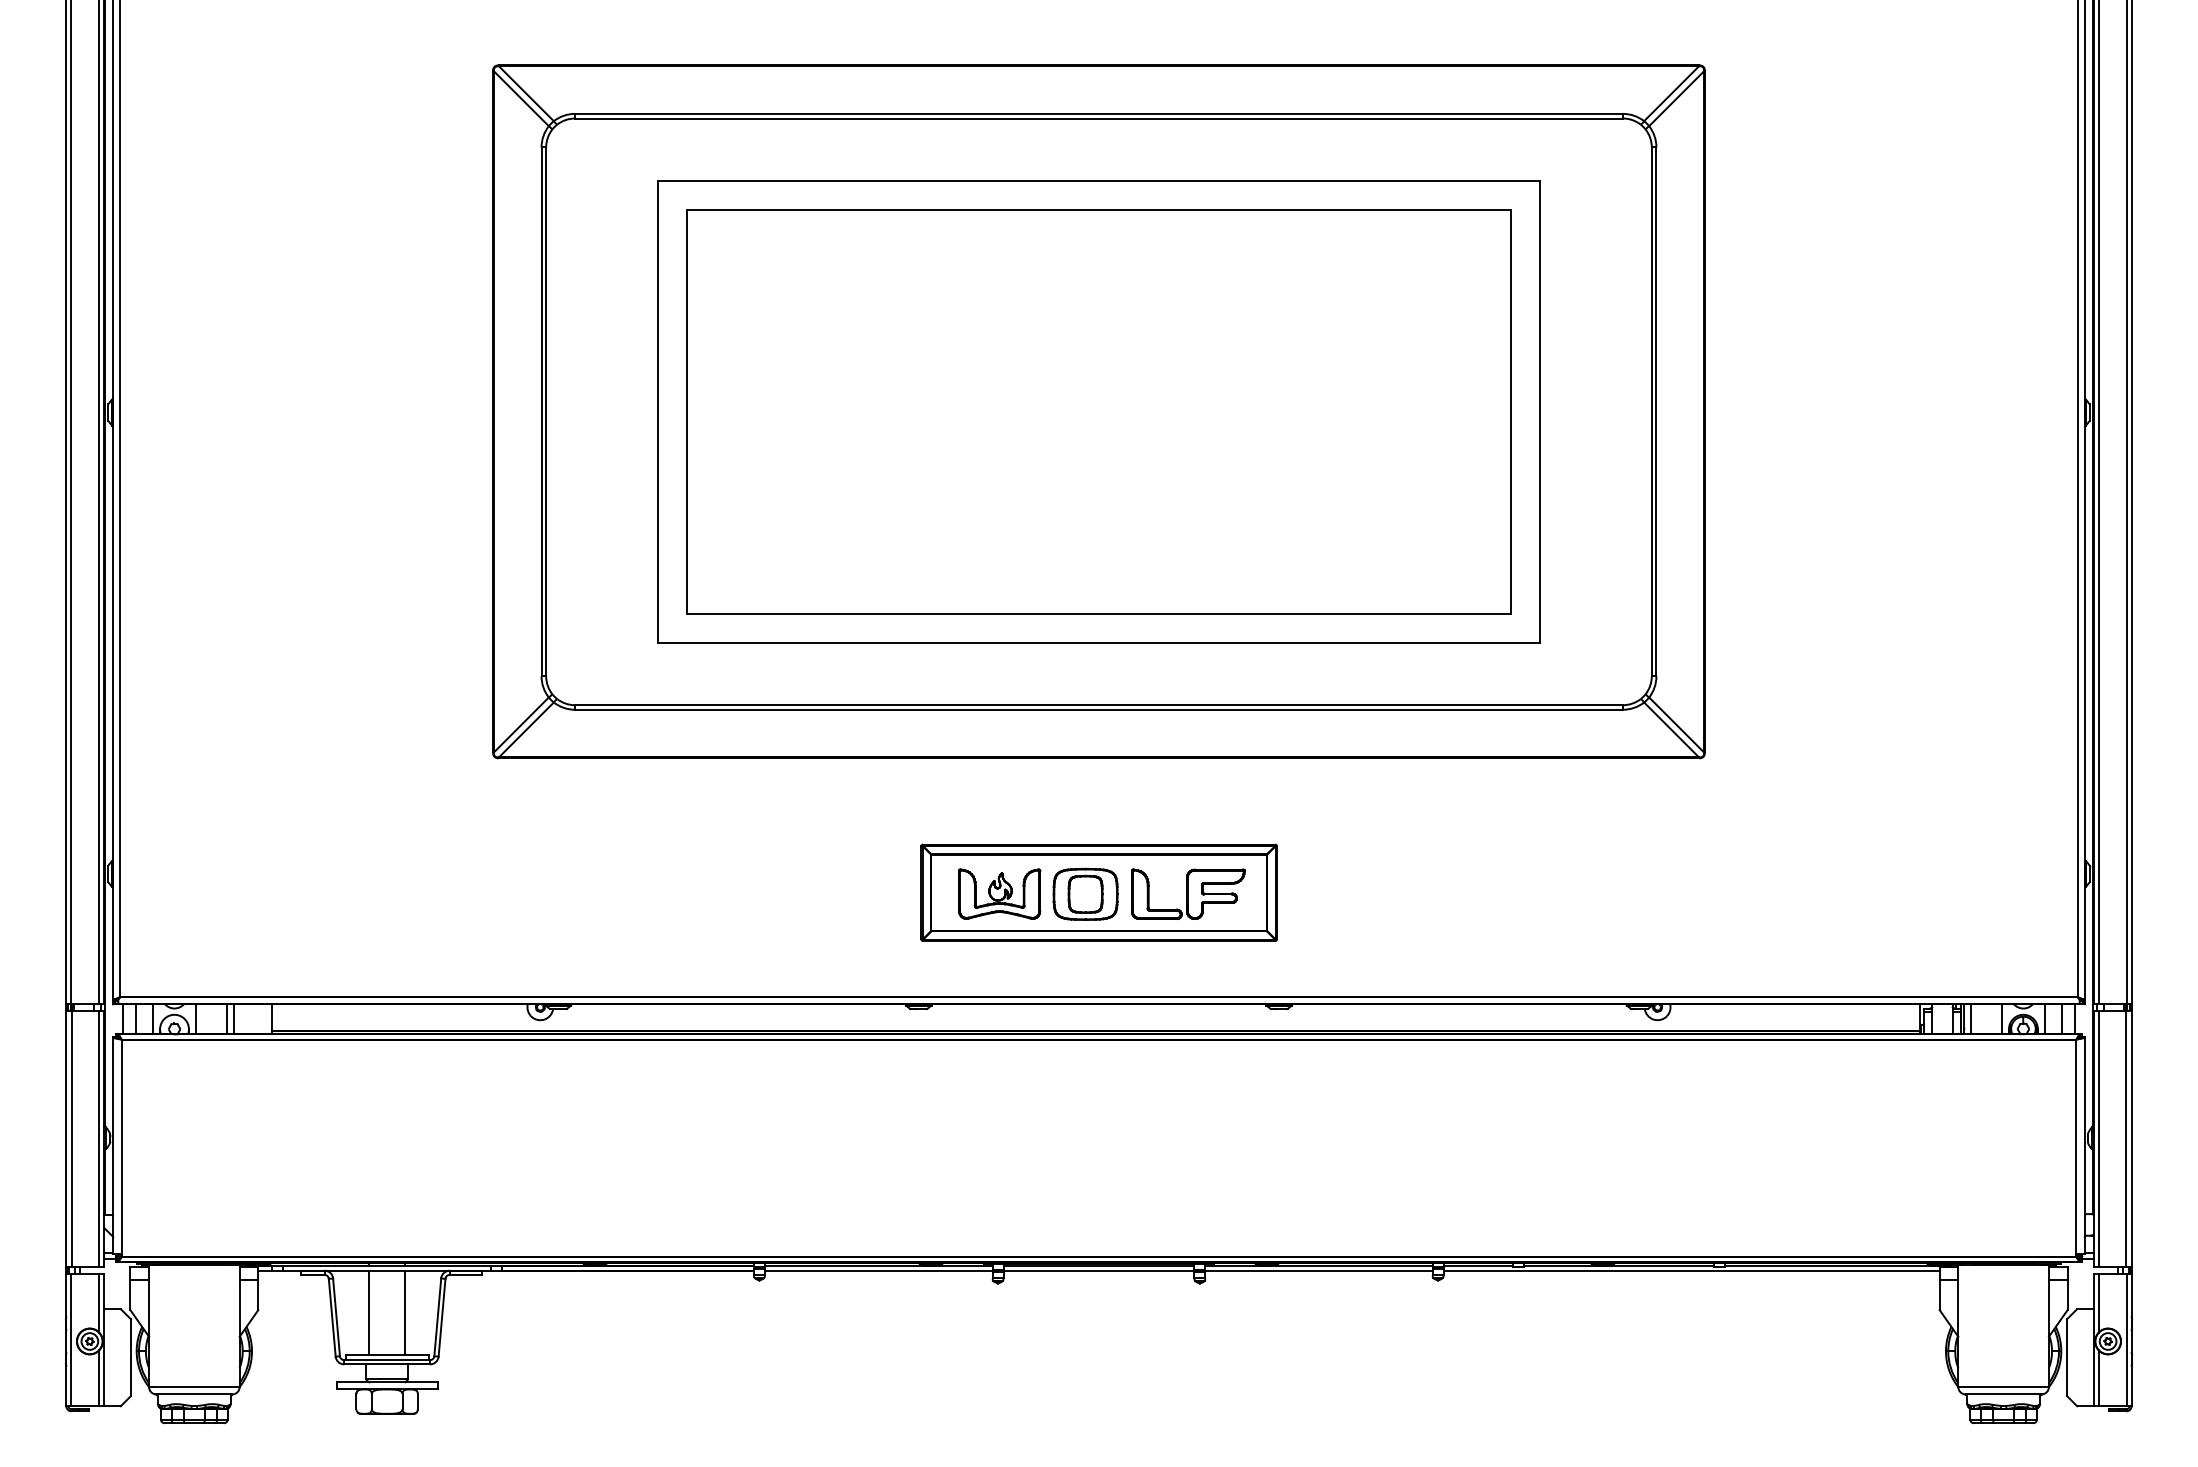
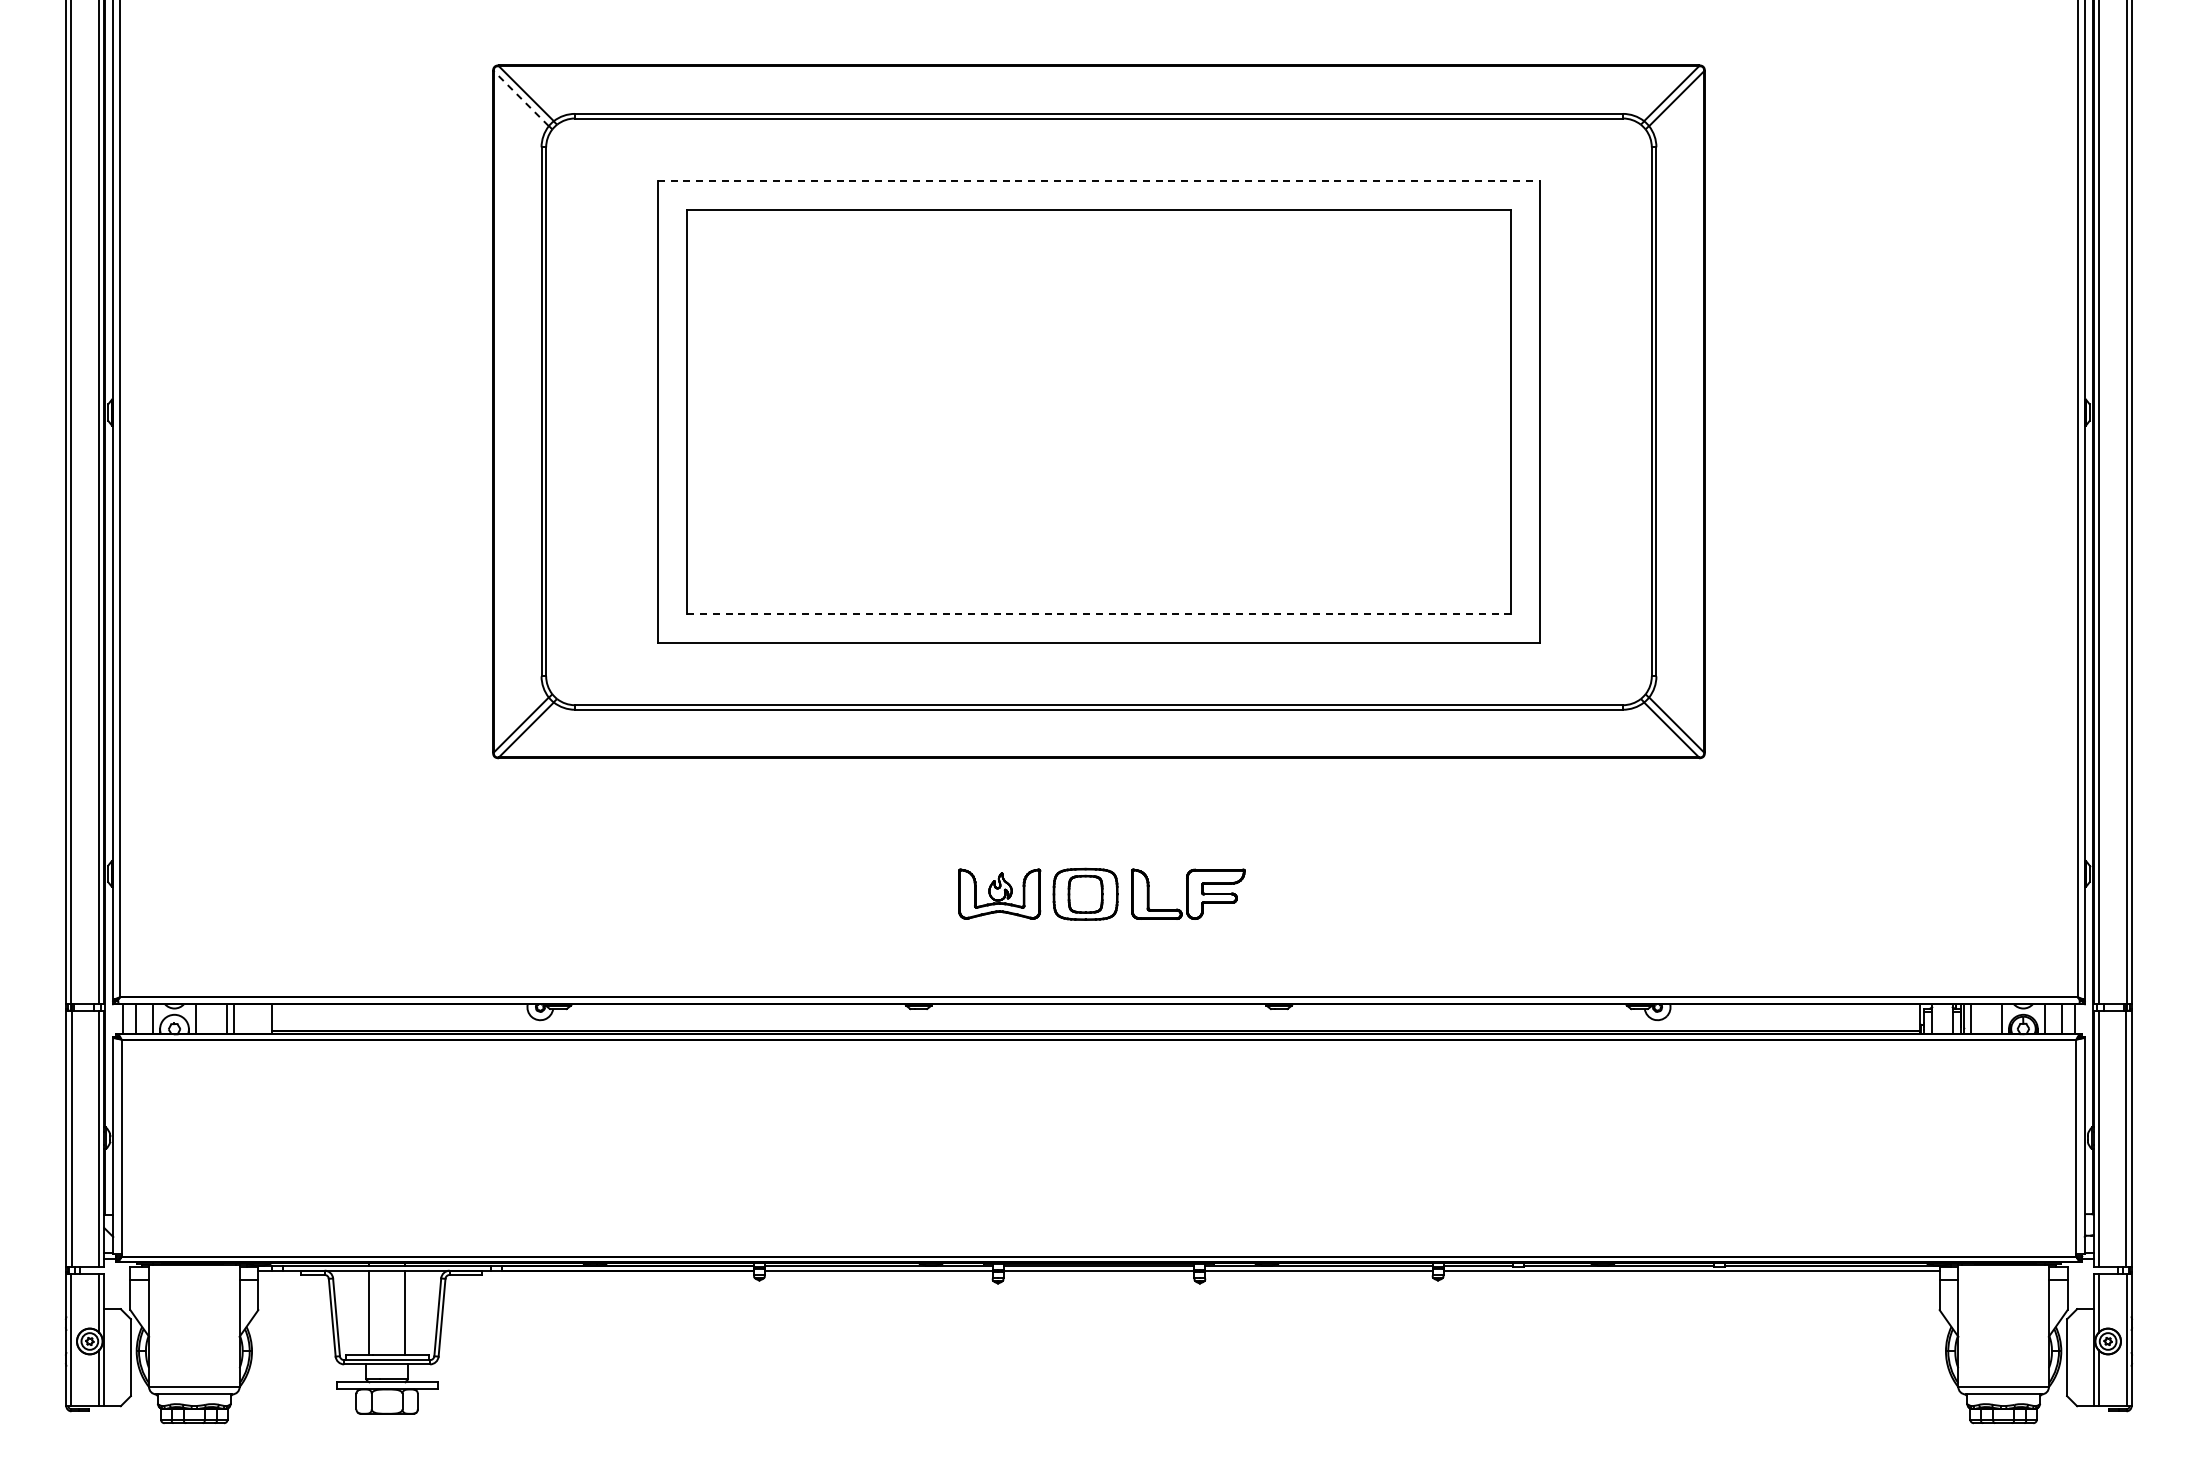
line: solid -> dashed (521, 98)
line: solid -> dashed (1099, 181)
line: solid -> dashed (1098, 613)
part: present -> none (1098, 892)
